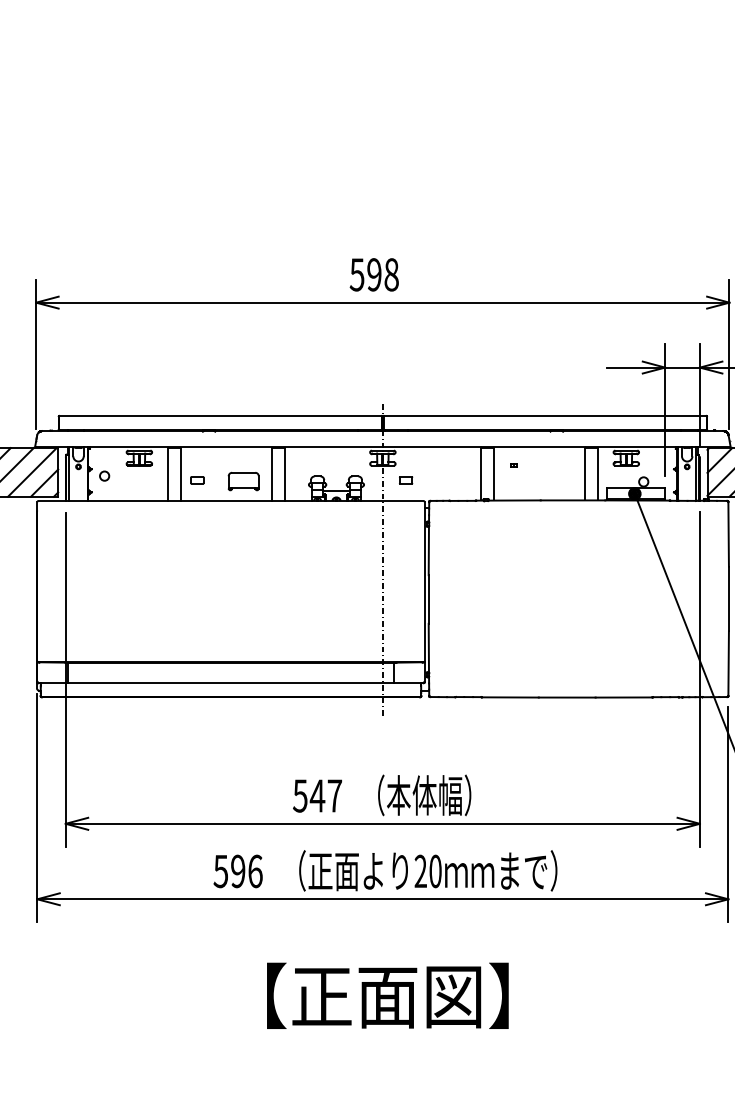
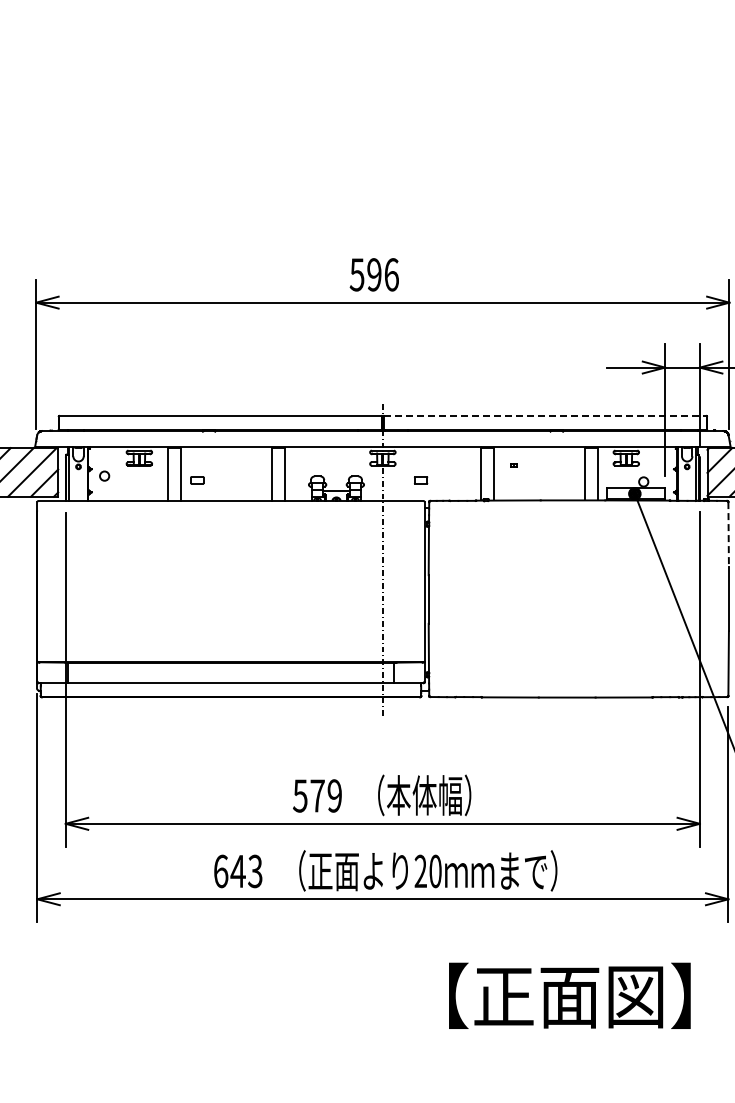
text: 598 -> 596 (391, 274)
line: solid -> dashed (545, 415)
part position: (406, 480) -> (421, 480) (421, 480)
part: present -> none (243, 481)
line: solid -> dashed (728, 534)
text: 547 -> 579 (325, 795)
text: 596 -> 643 (237, 871)
text position: (387, 995) -> (569, 995) (569, 995)
